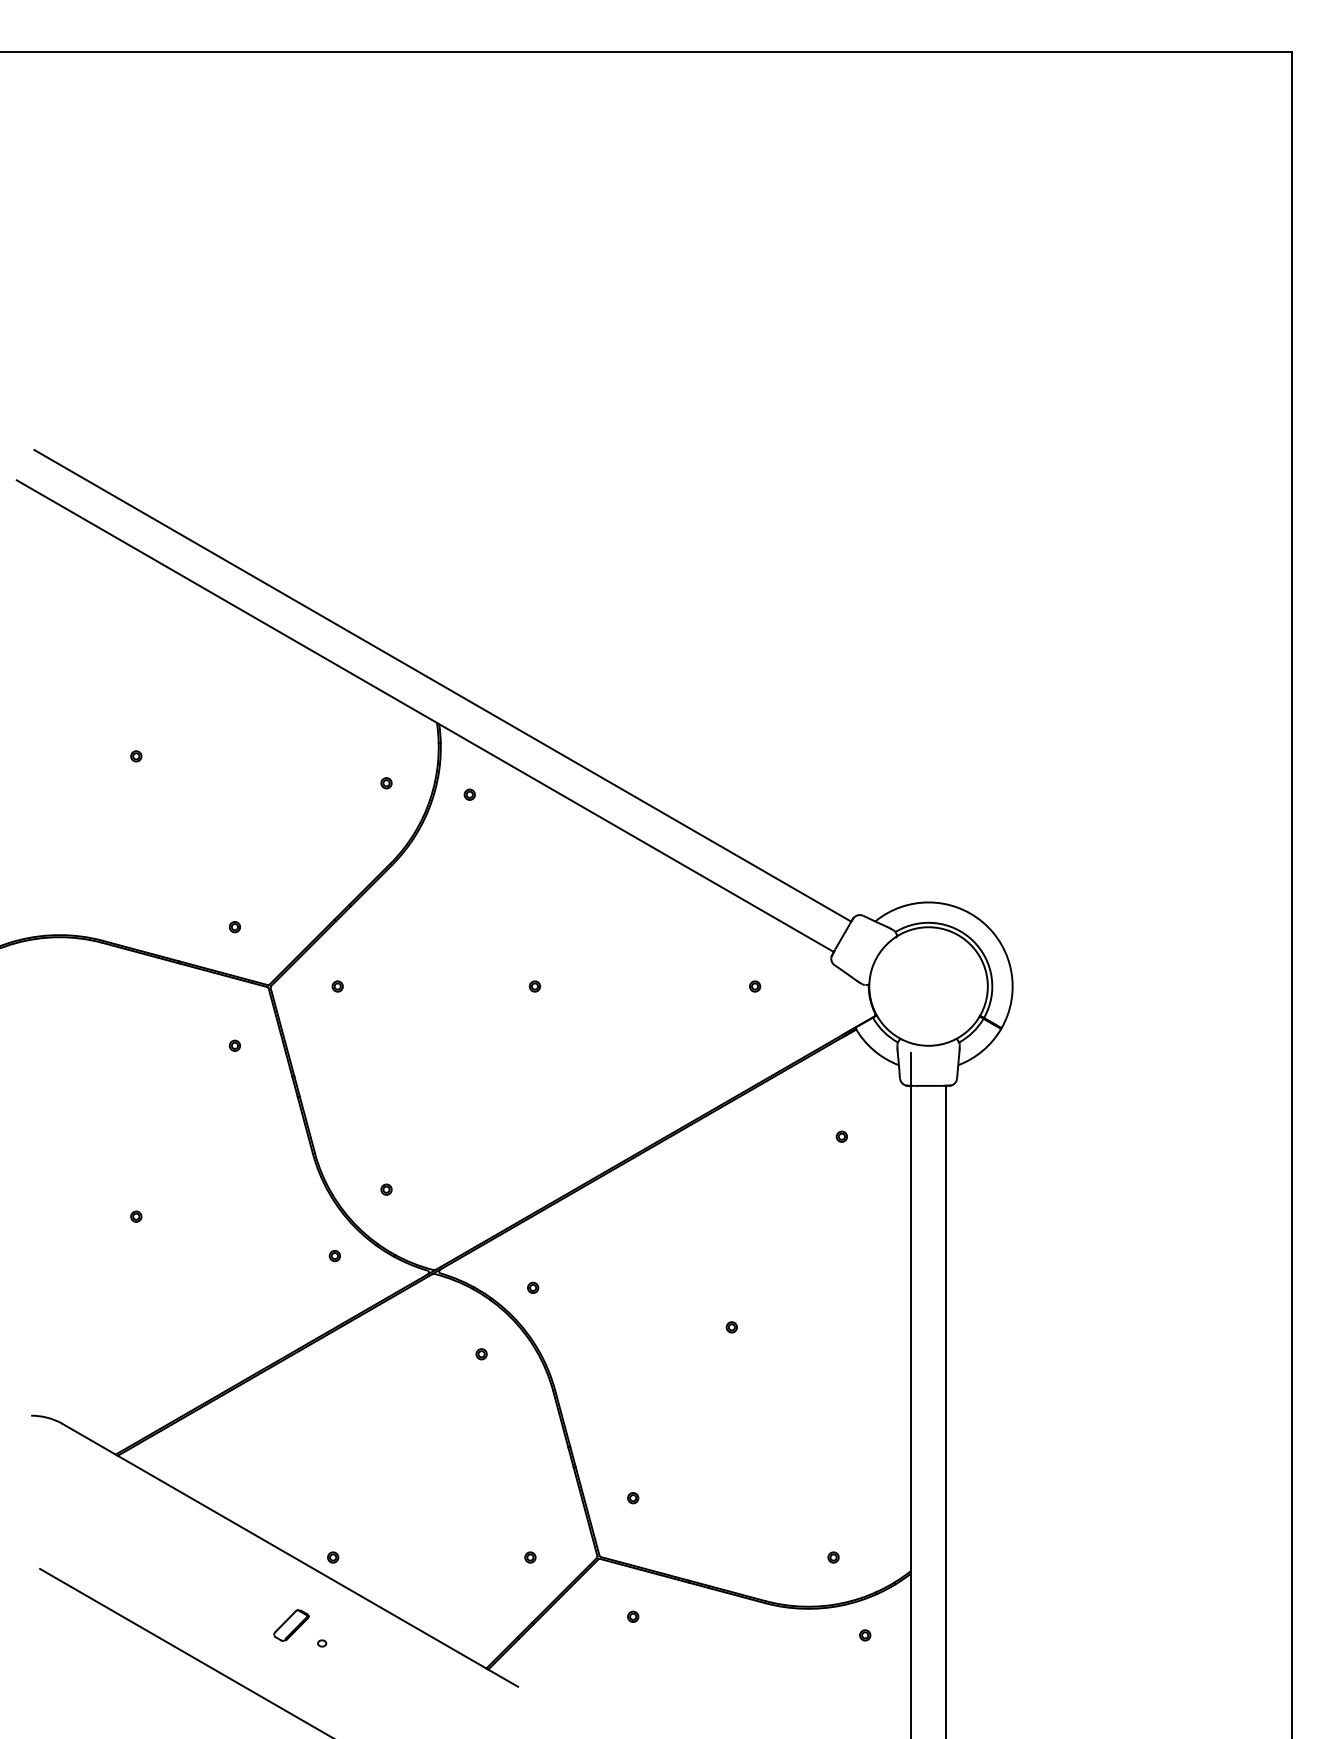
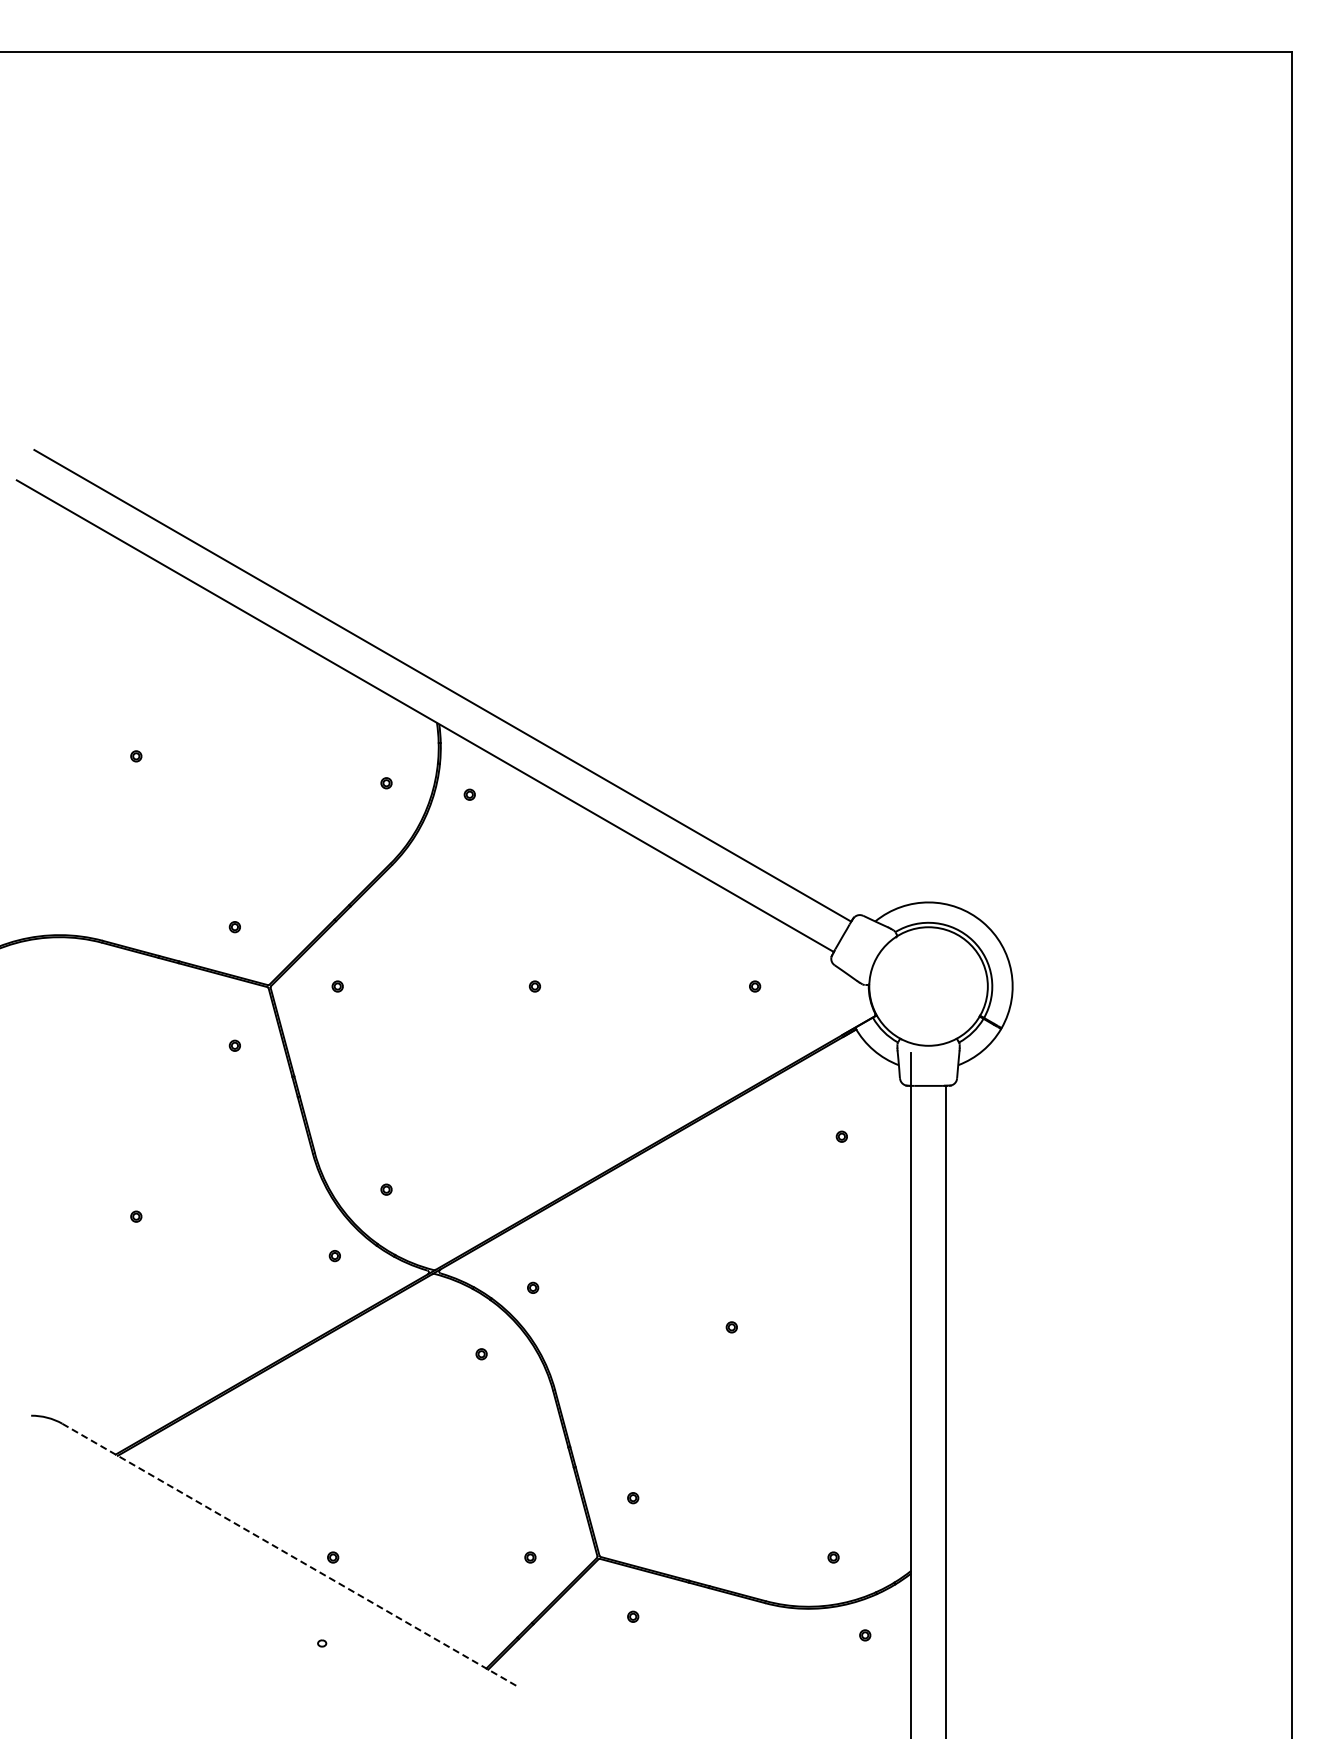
line: solid -> dashed (290, 1555)
part: present -> none (291, 1625)
line: present -> none (184, 1651)
